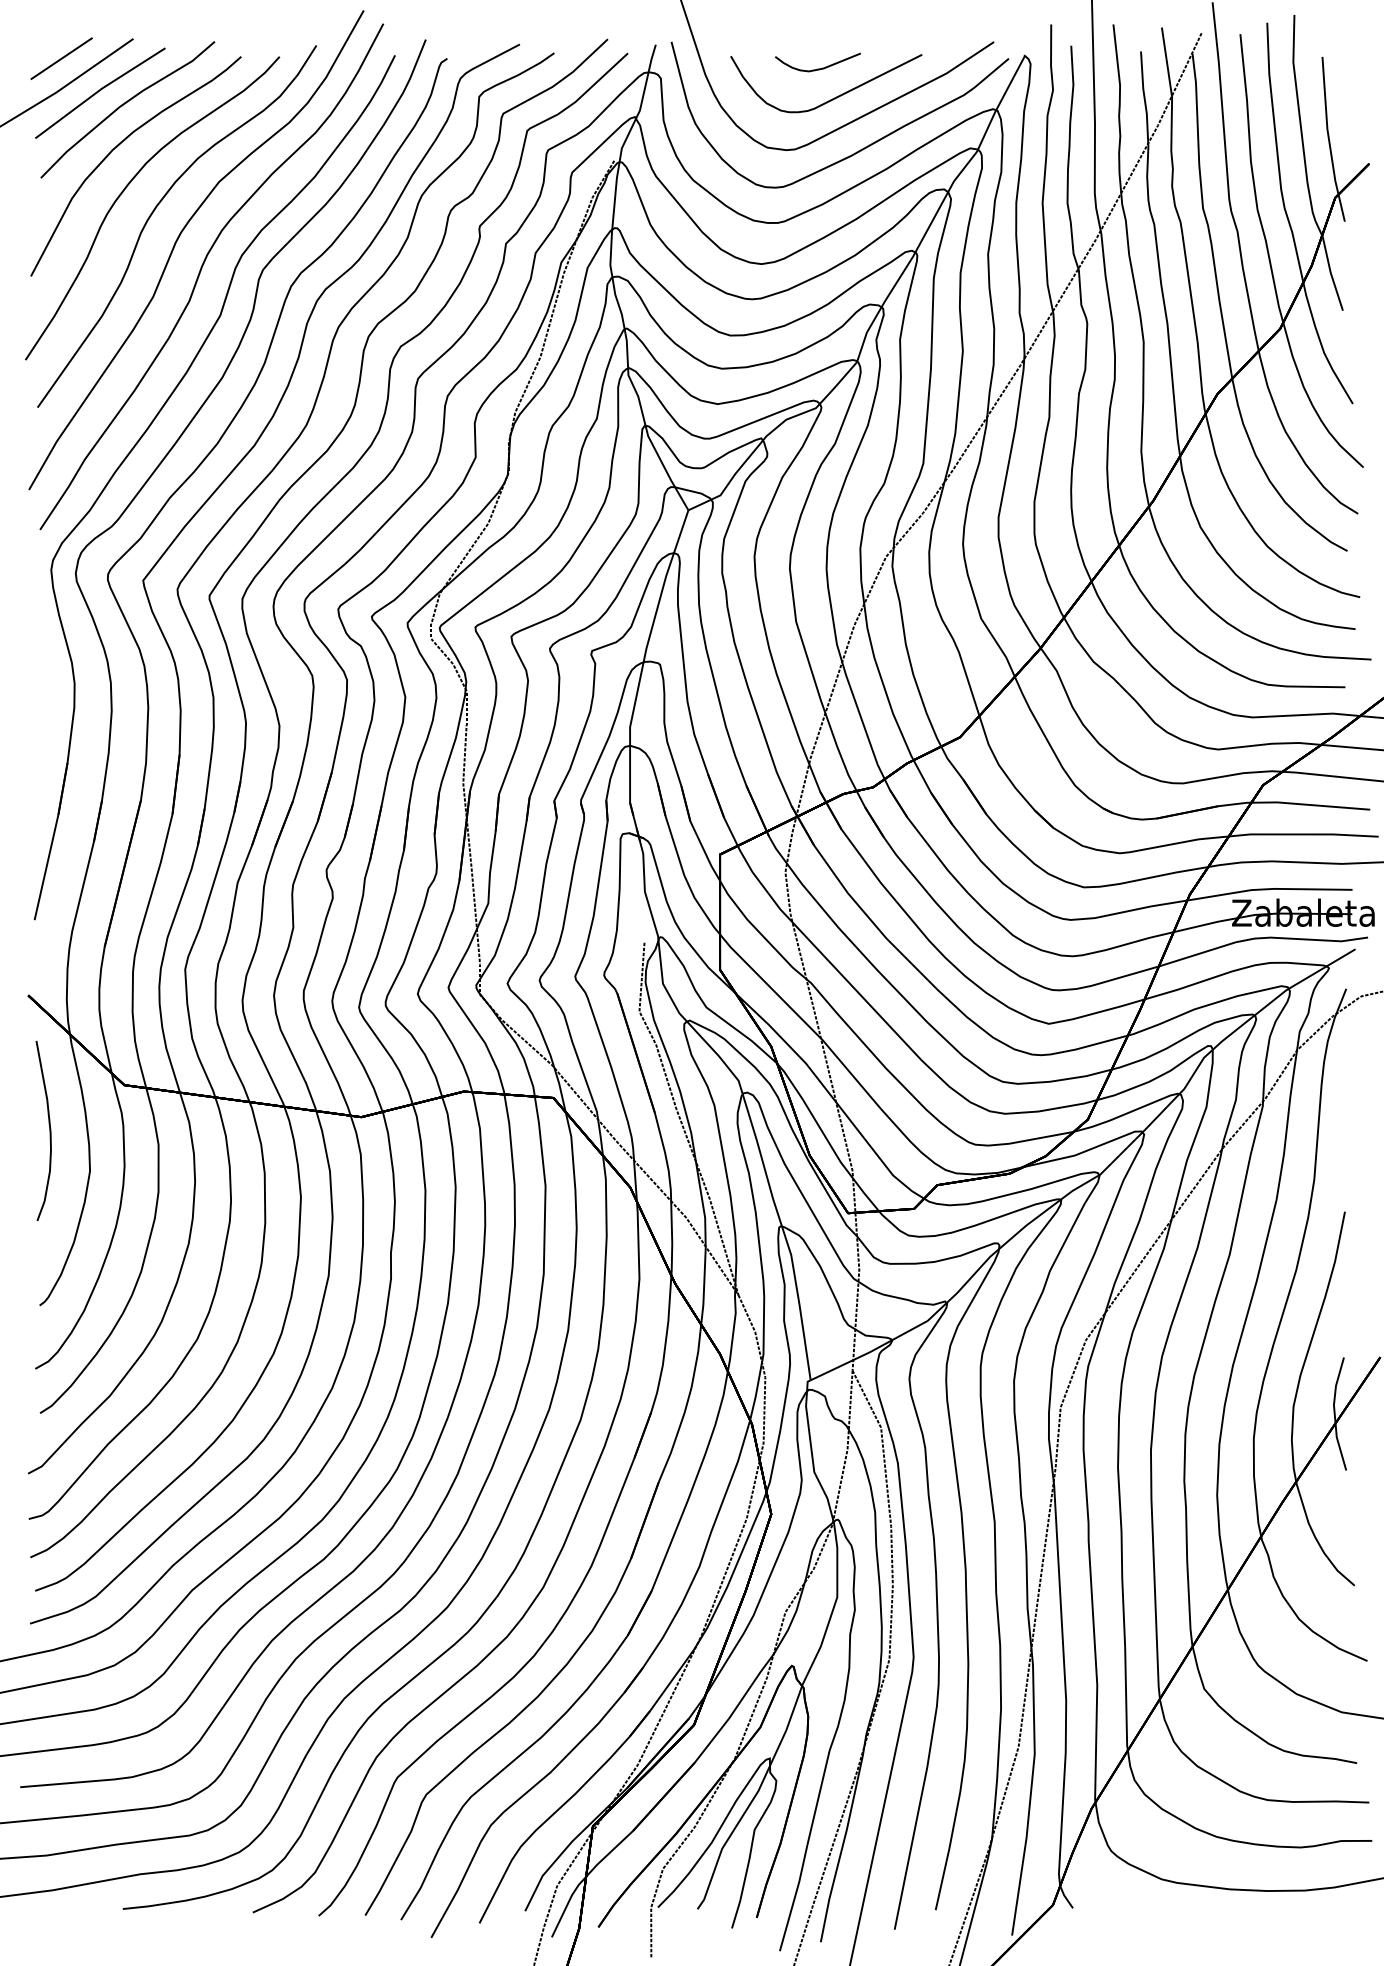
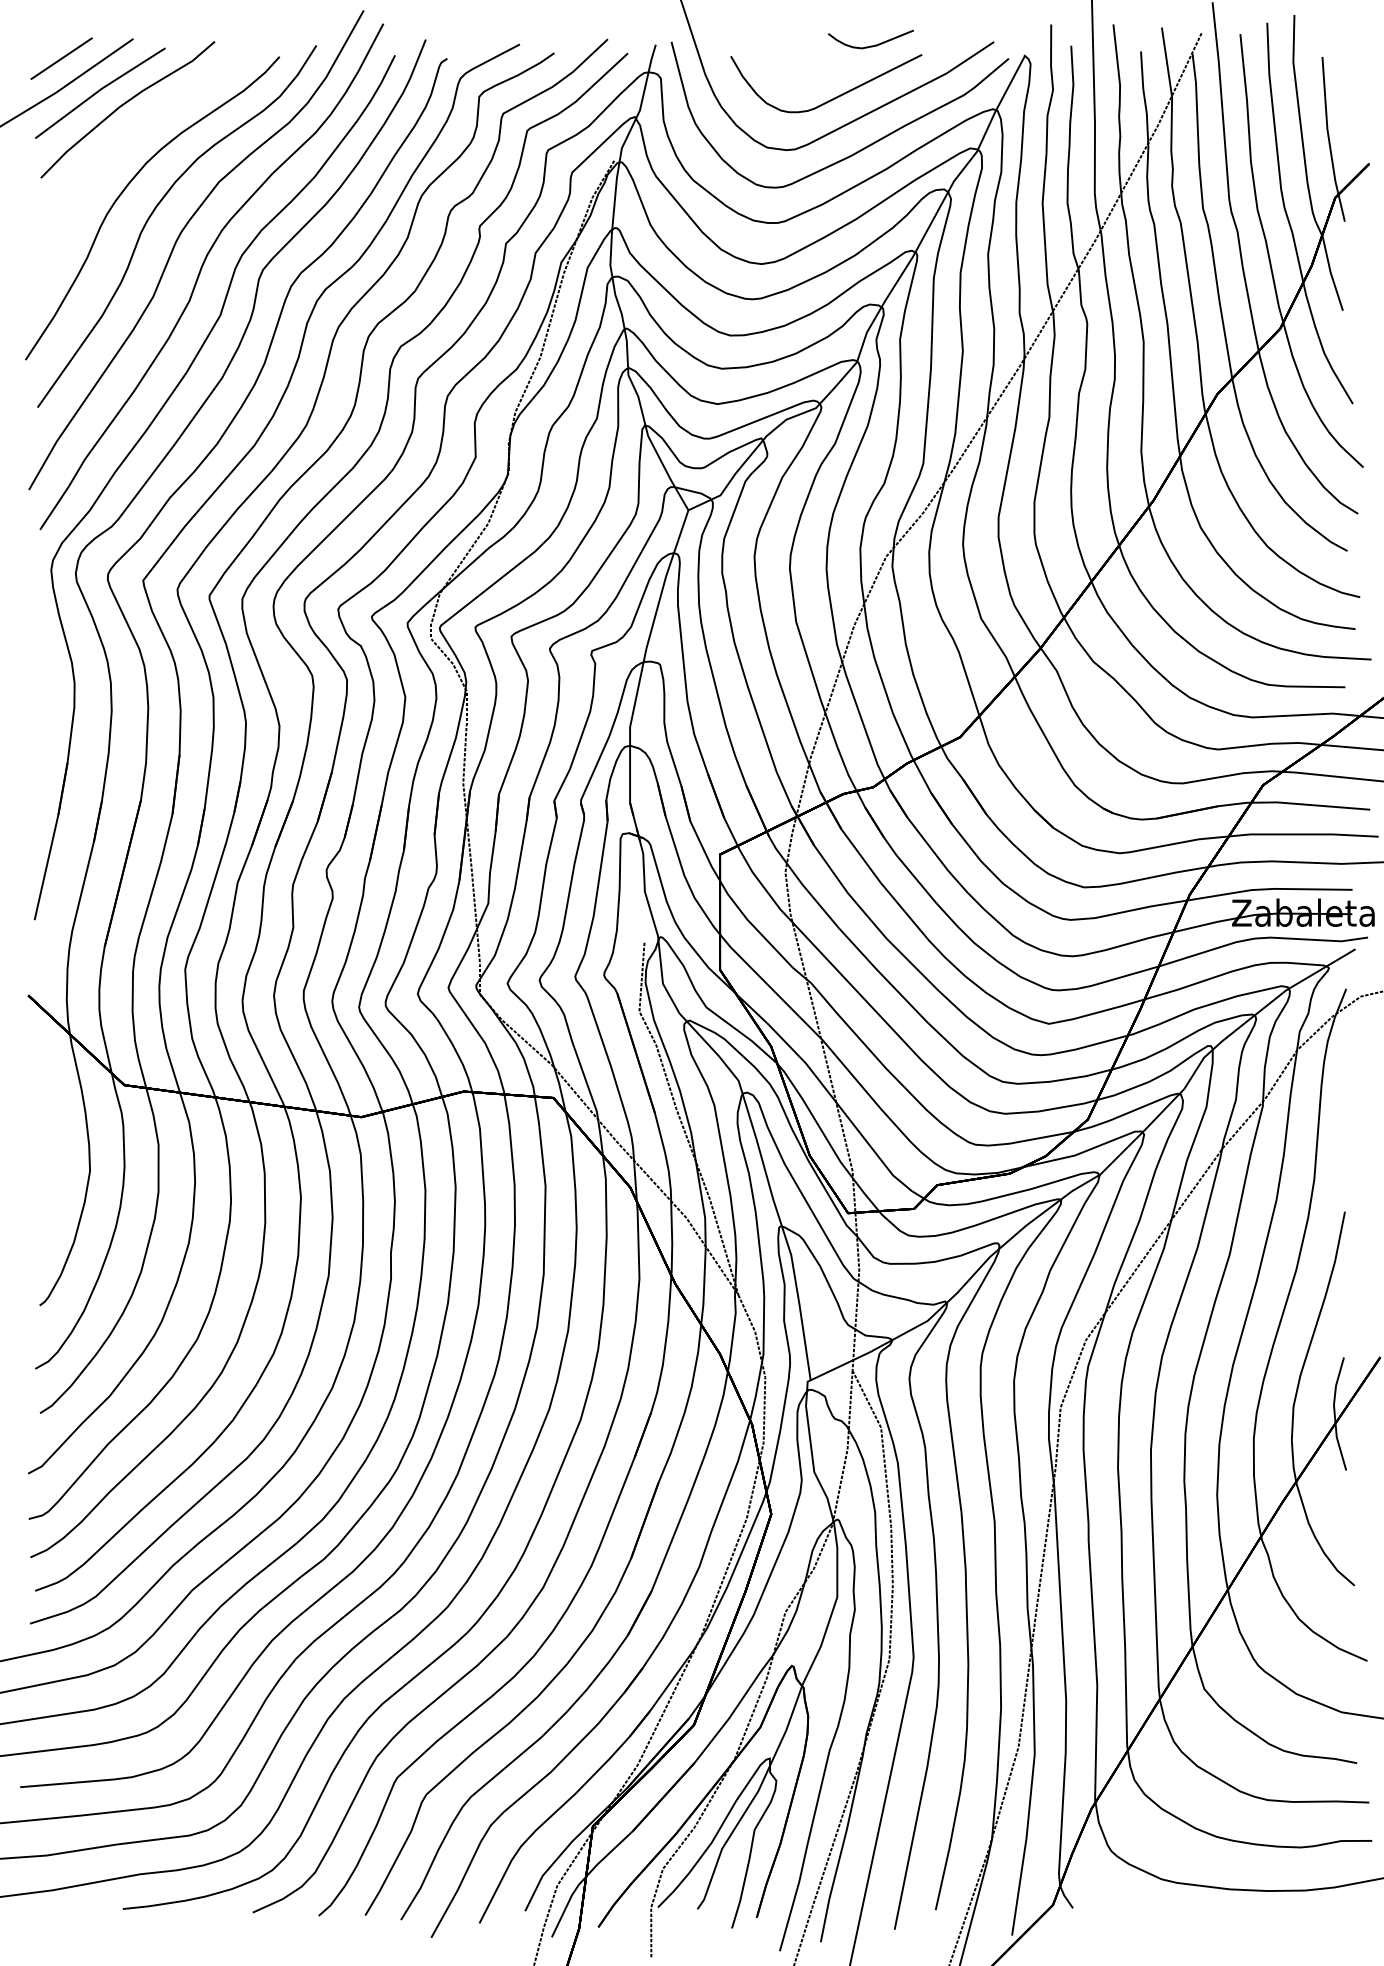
curve position: (817, 68) -> (870, 45) (870, 45)
curve: present -> none (117, 147)
curve: present -> none (49, 1130)
